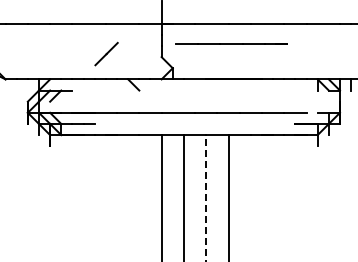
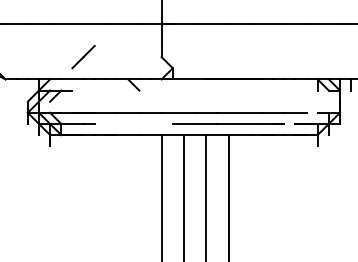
line position: (231, 43) -> (228, 123) (228, 123)
line position: (106, 53) -> (83, 56) (83, 56)
line: dashed -> solid (206, 198)
